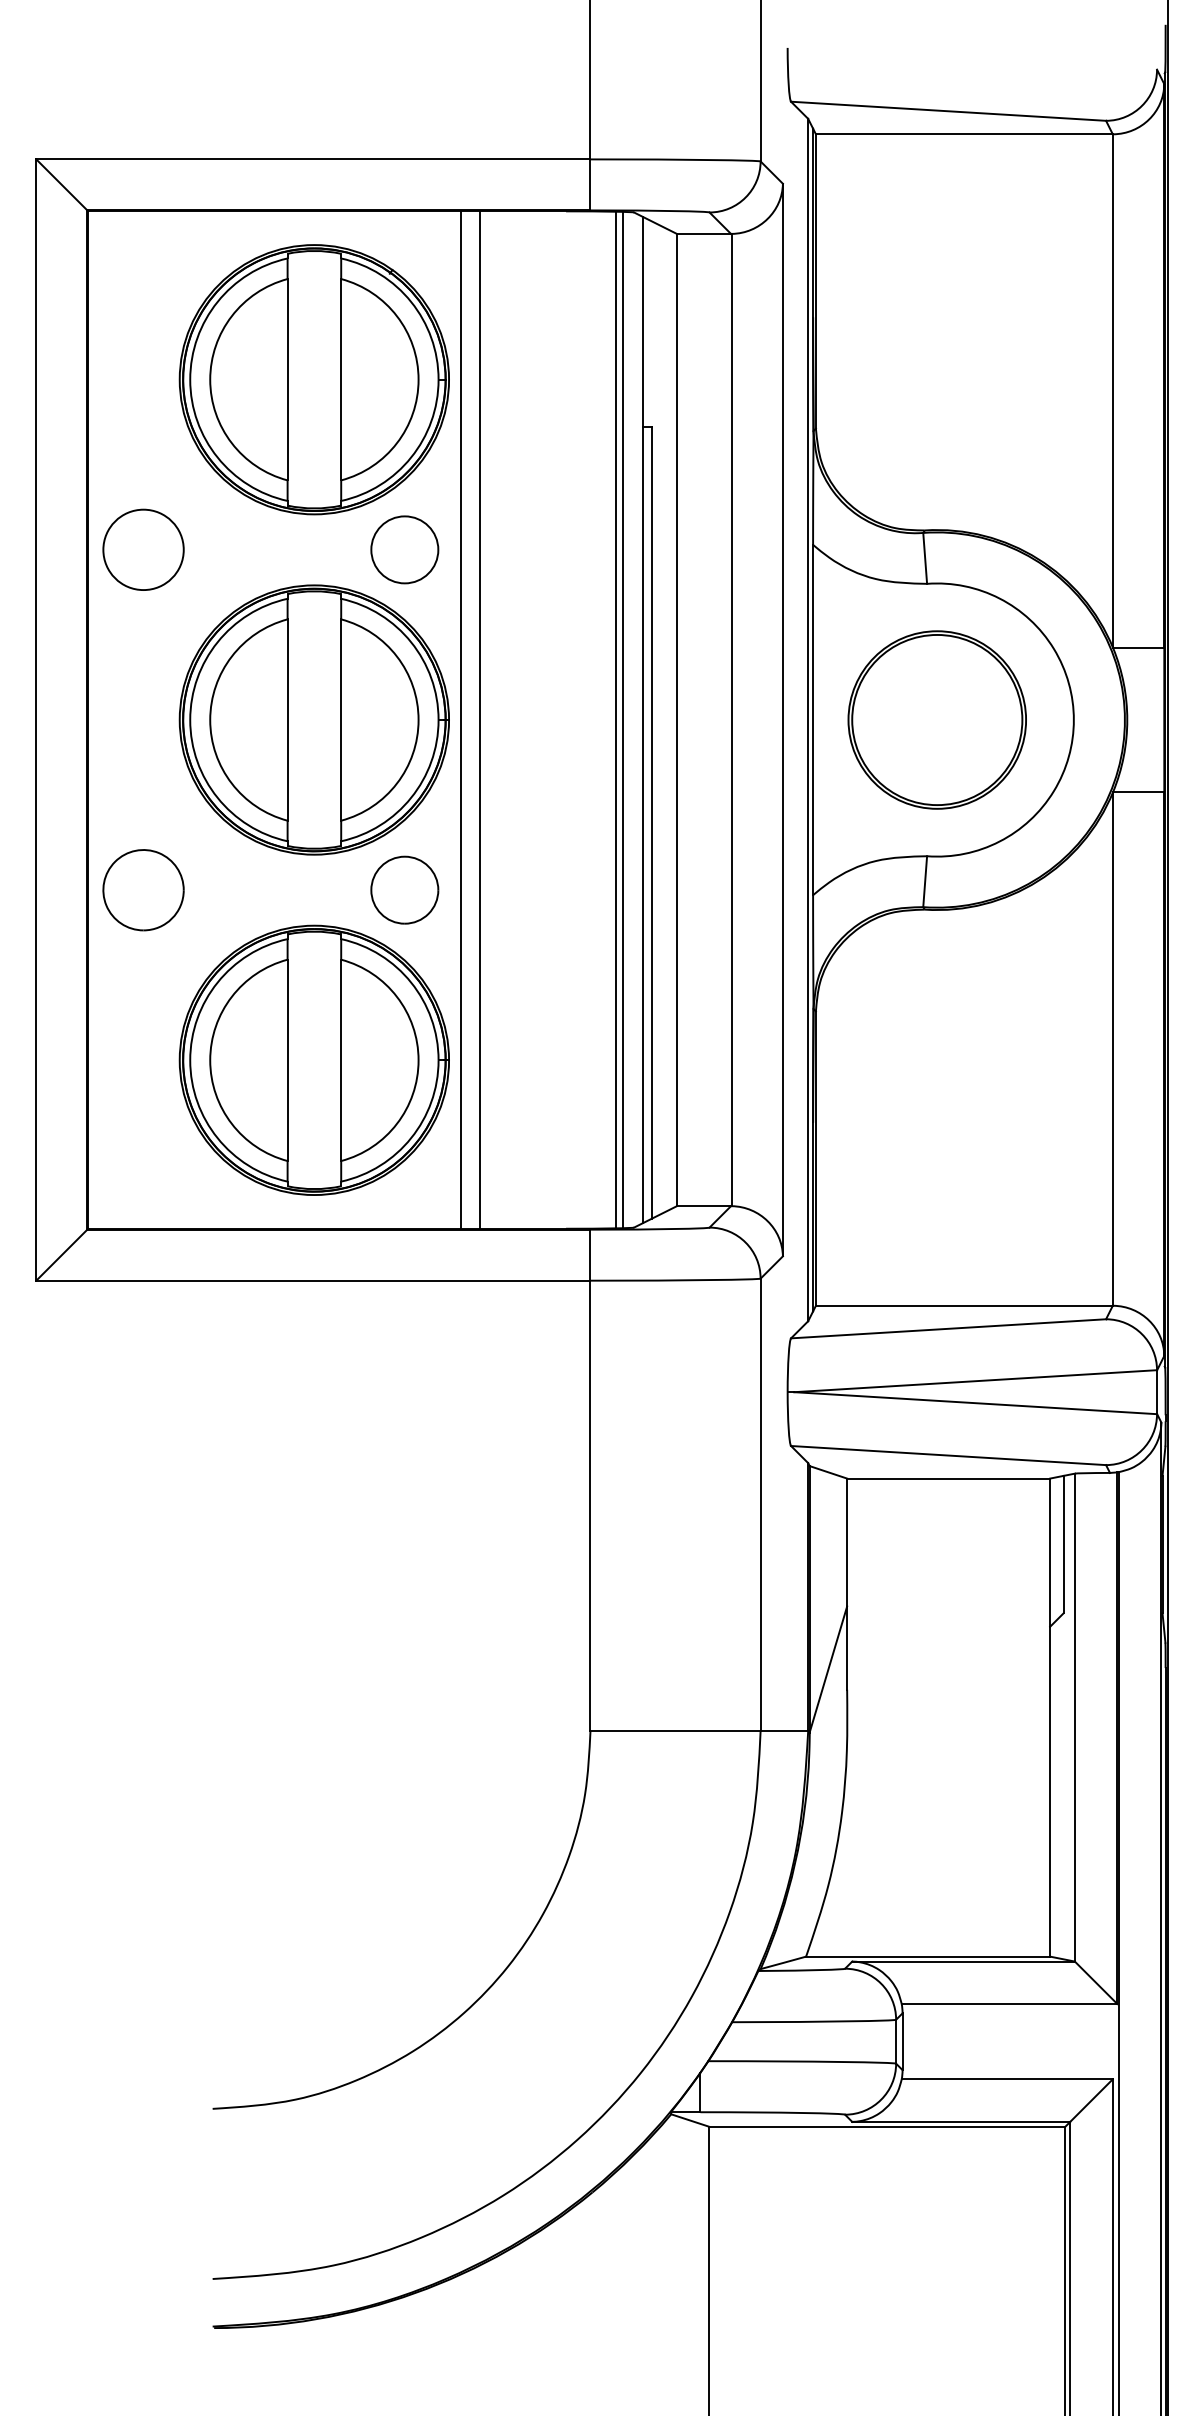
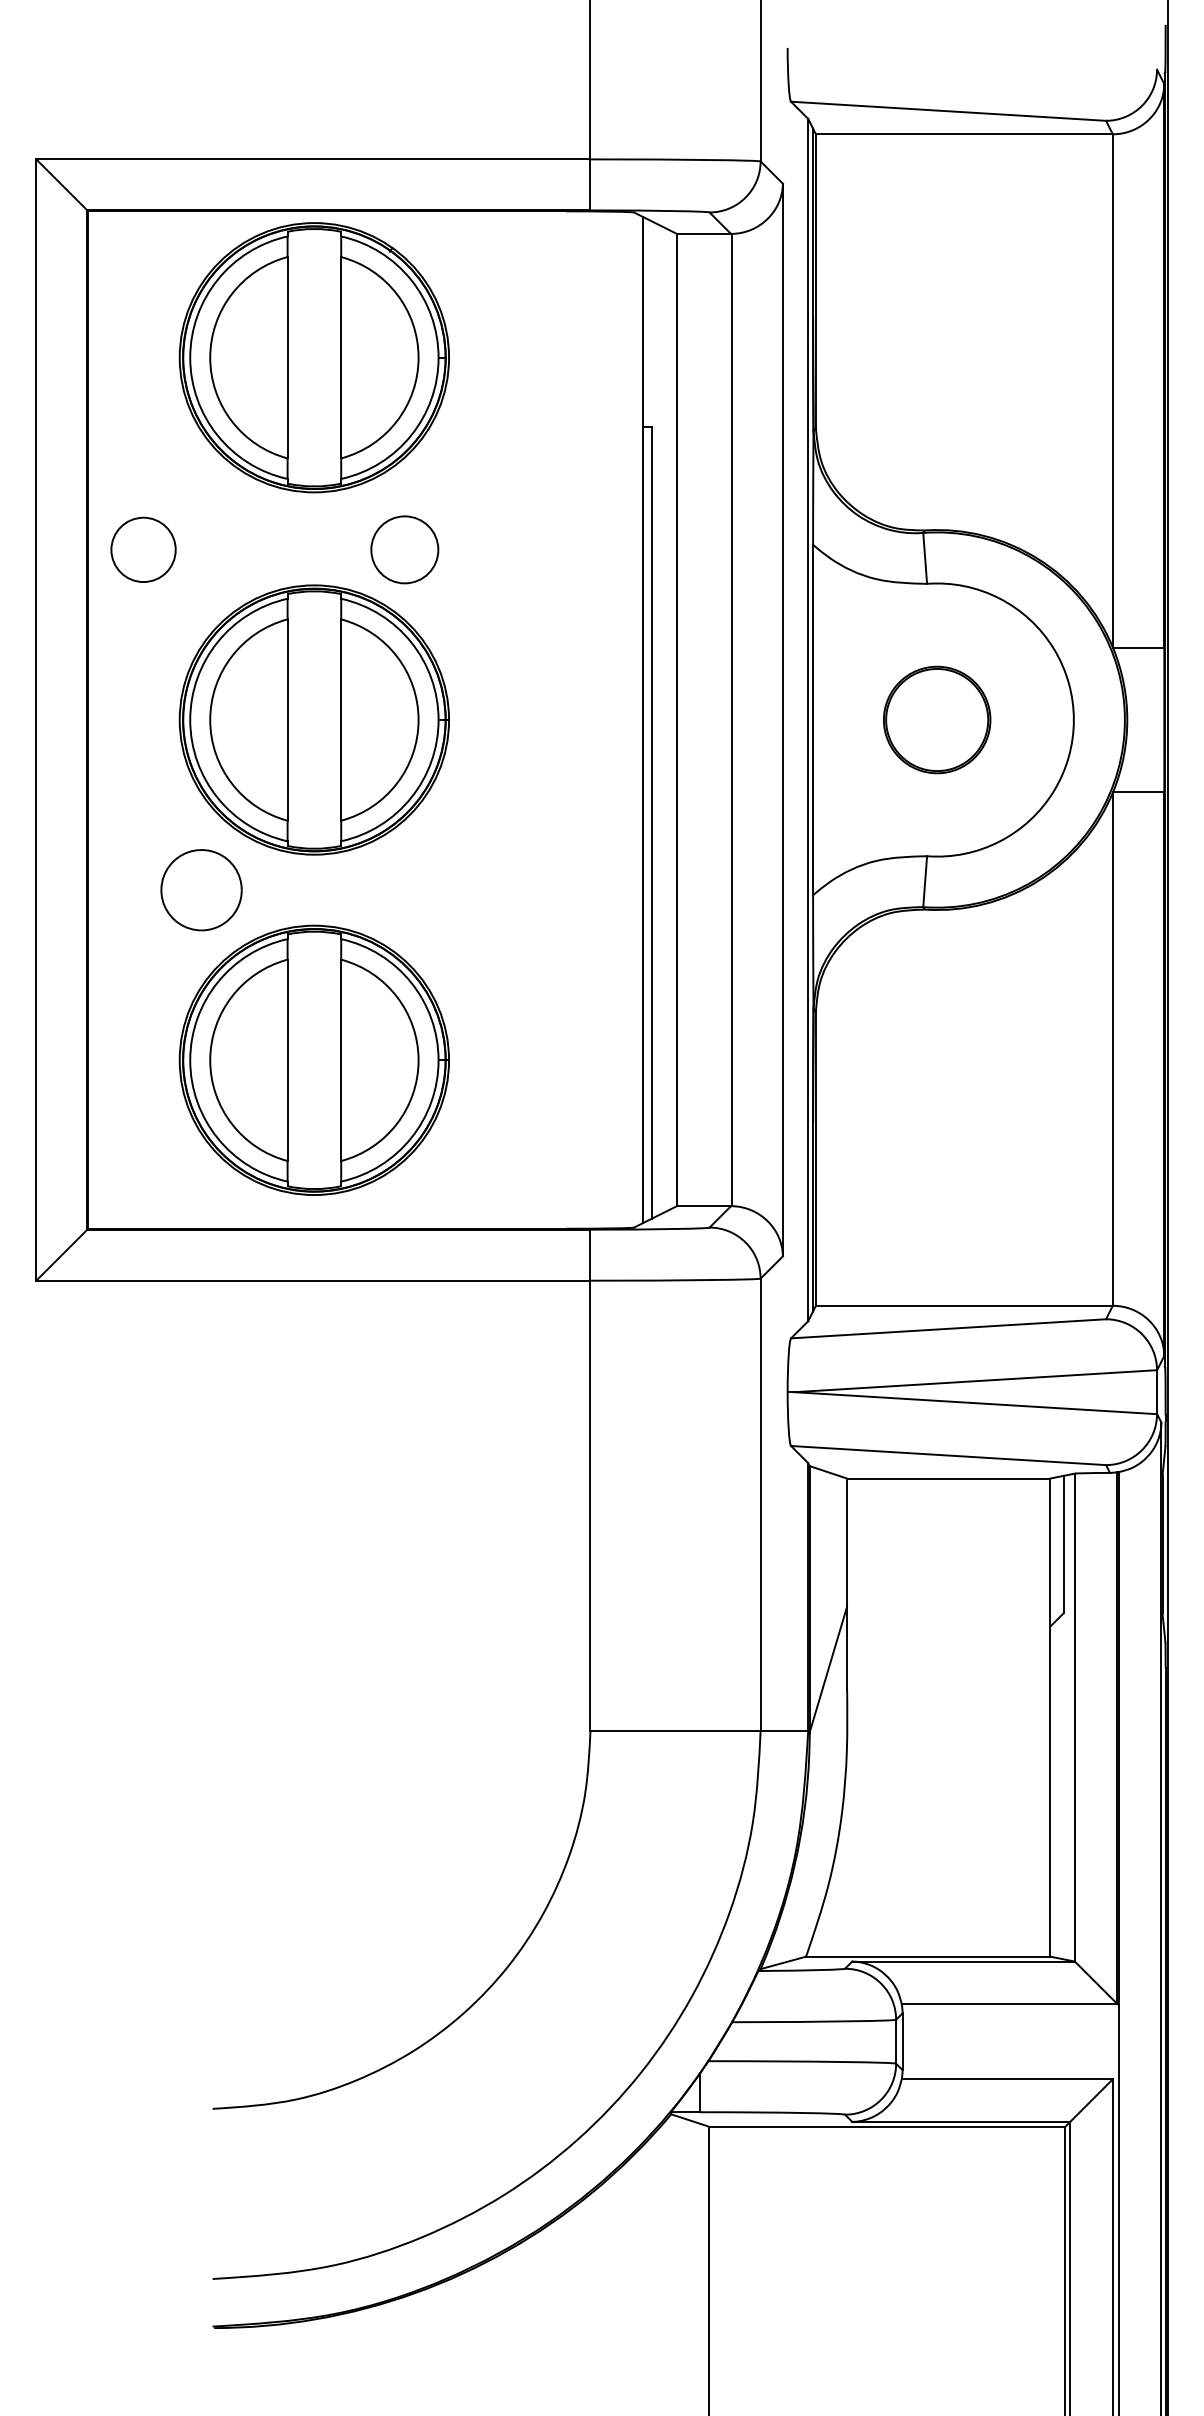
part position: (313, 379) -> (313, 357) (313, 357)
circle diameter: 80 px -> 64 px (143, 549)
line: present -> none (460, 719)
line: present -> none (479, 719)
line: present -> none (615, 719)
line: present -> none (622, 719)
part size: 180x180 px -> 109x110 px (937, 719)
part: present -> none (404, 889)
part position: (143, 890) -> (201, 890) (201, 890)
